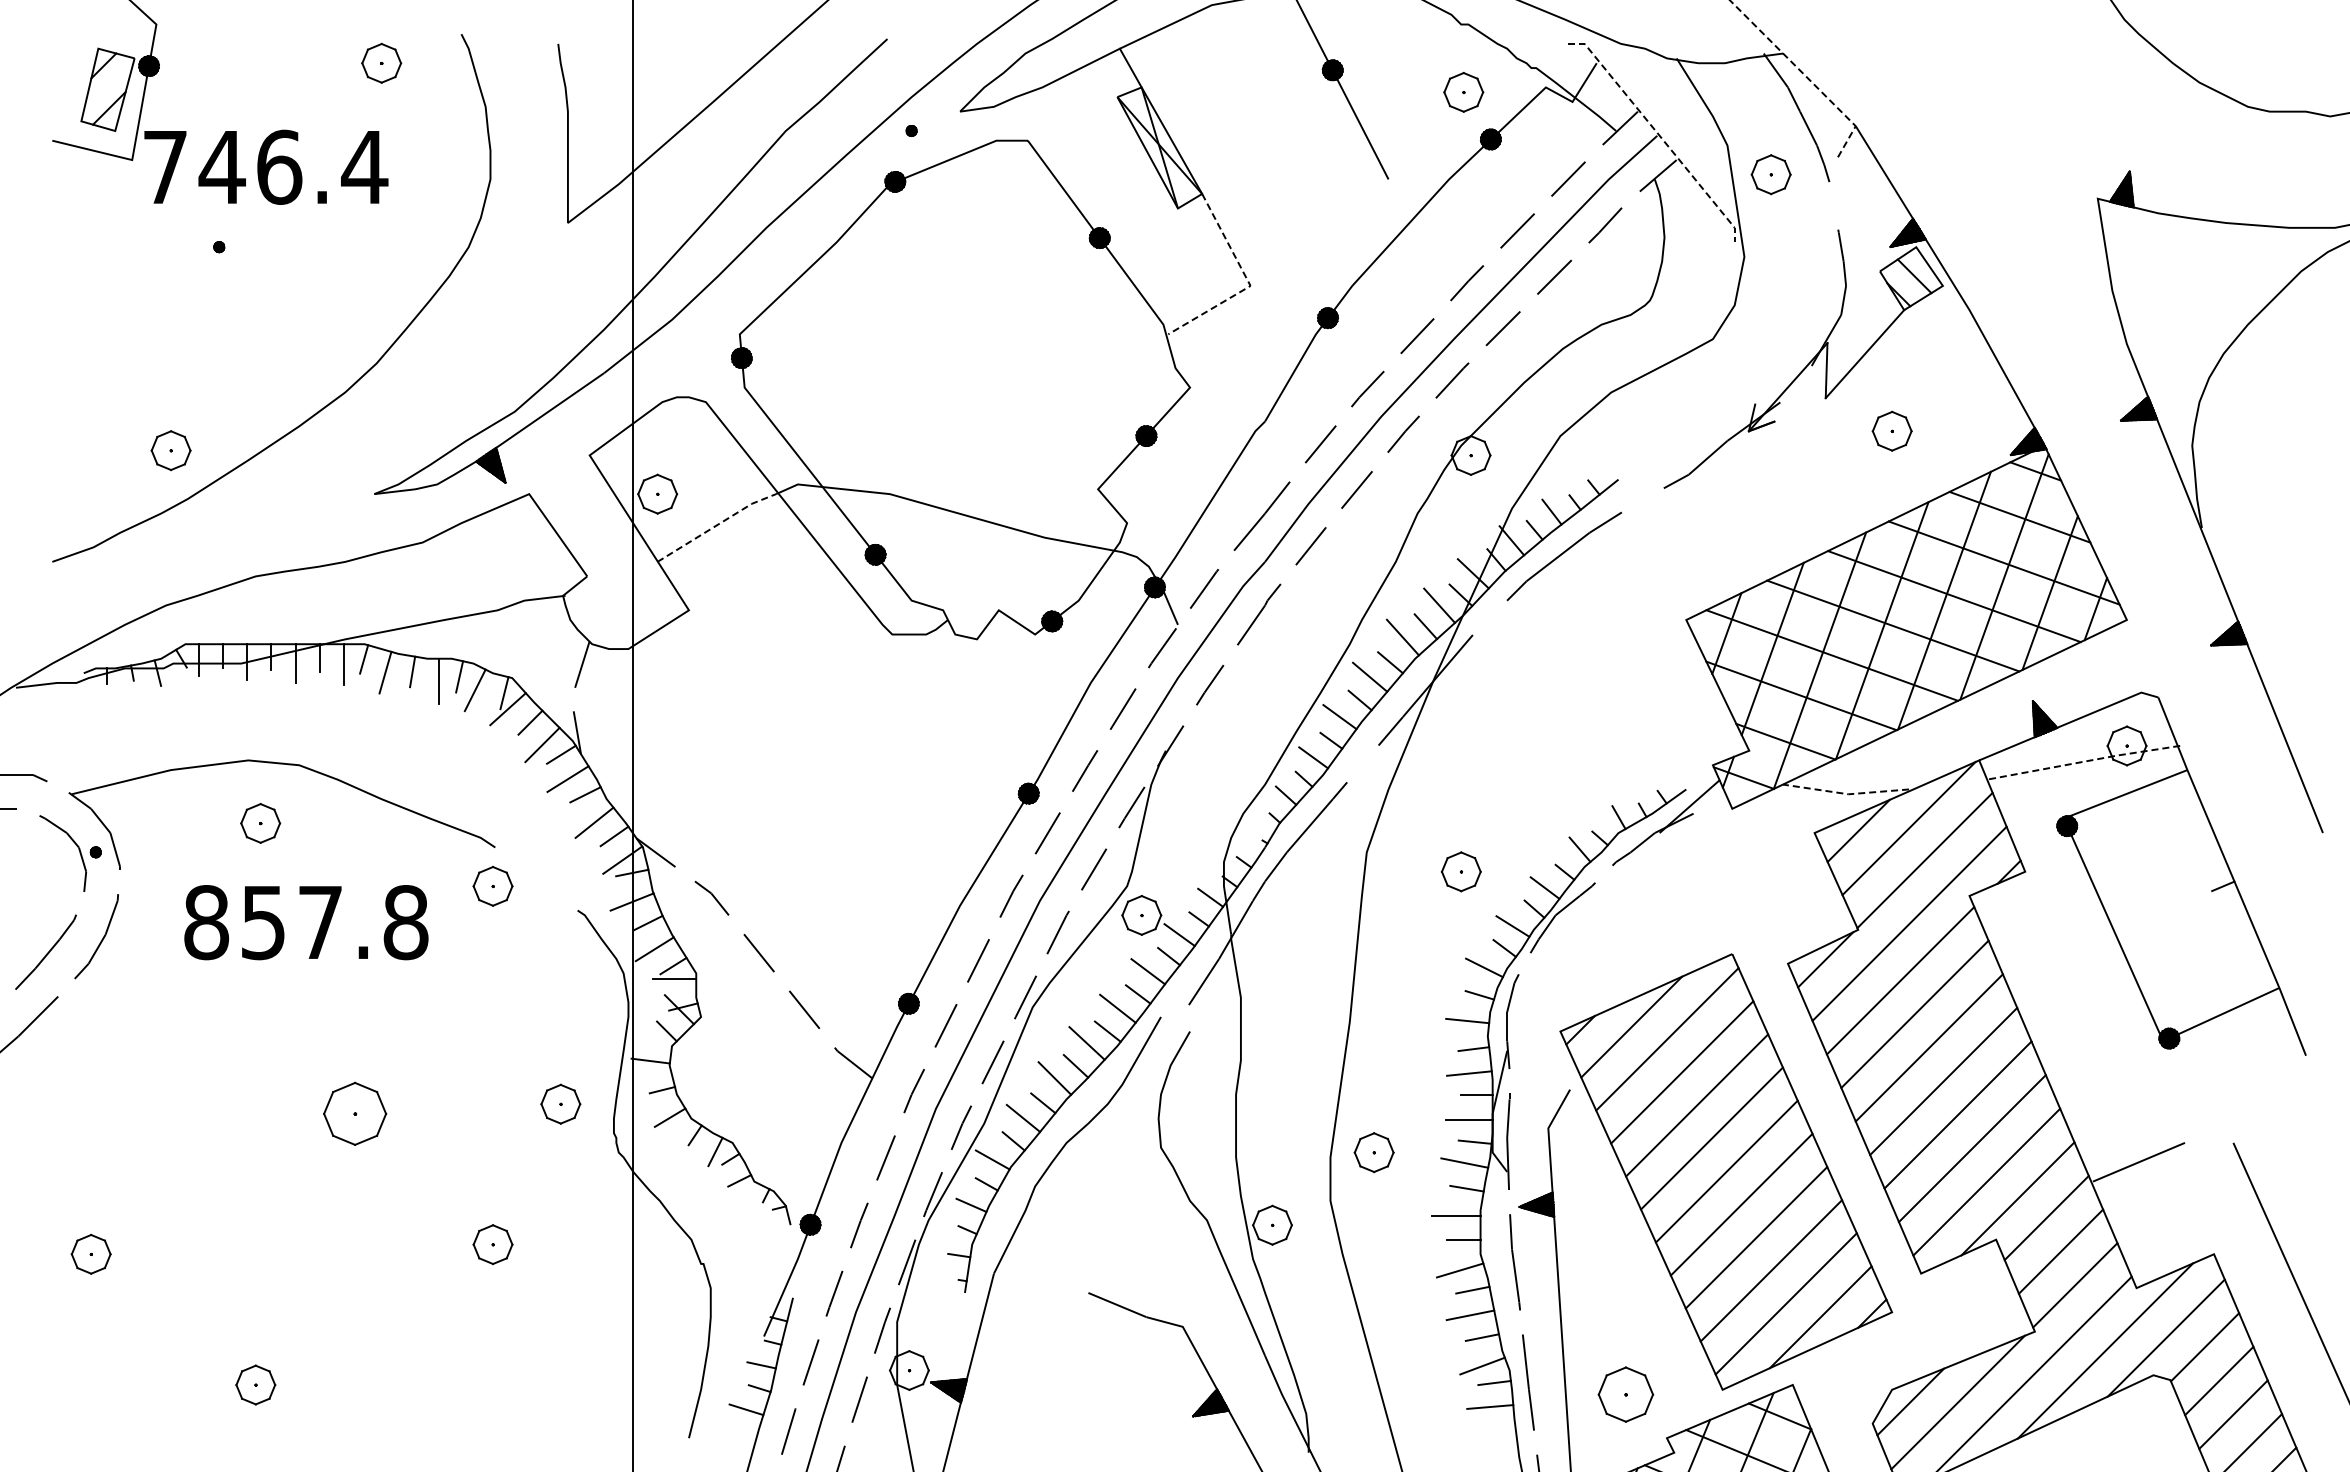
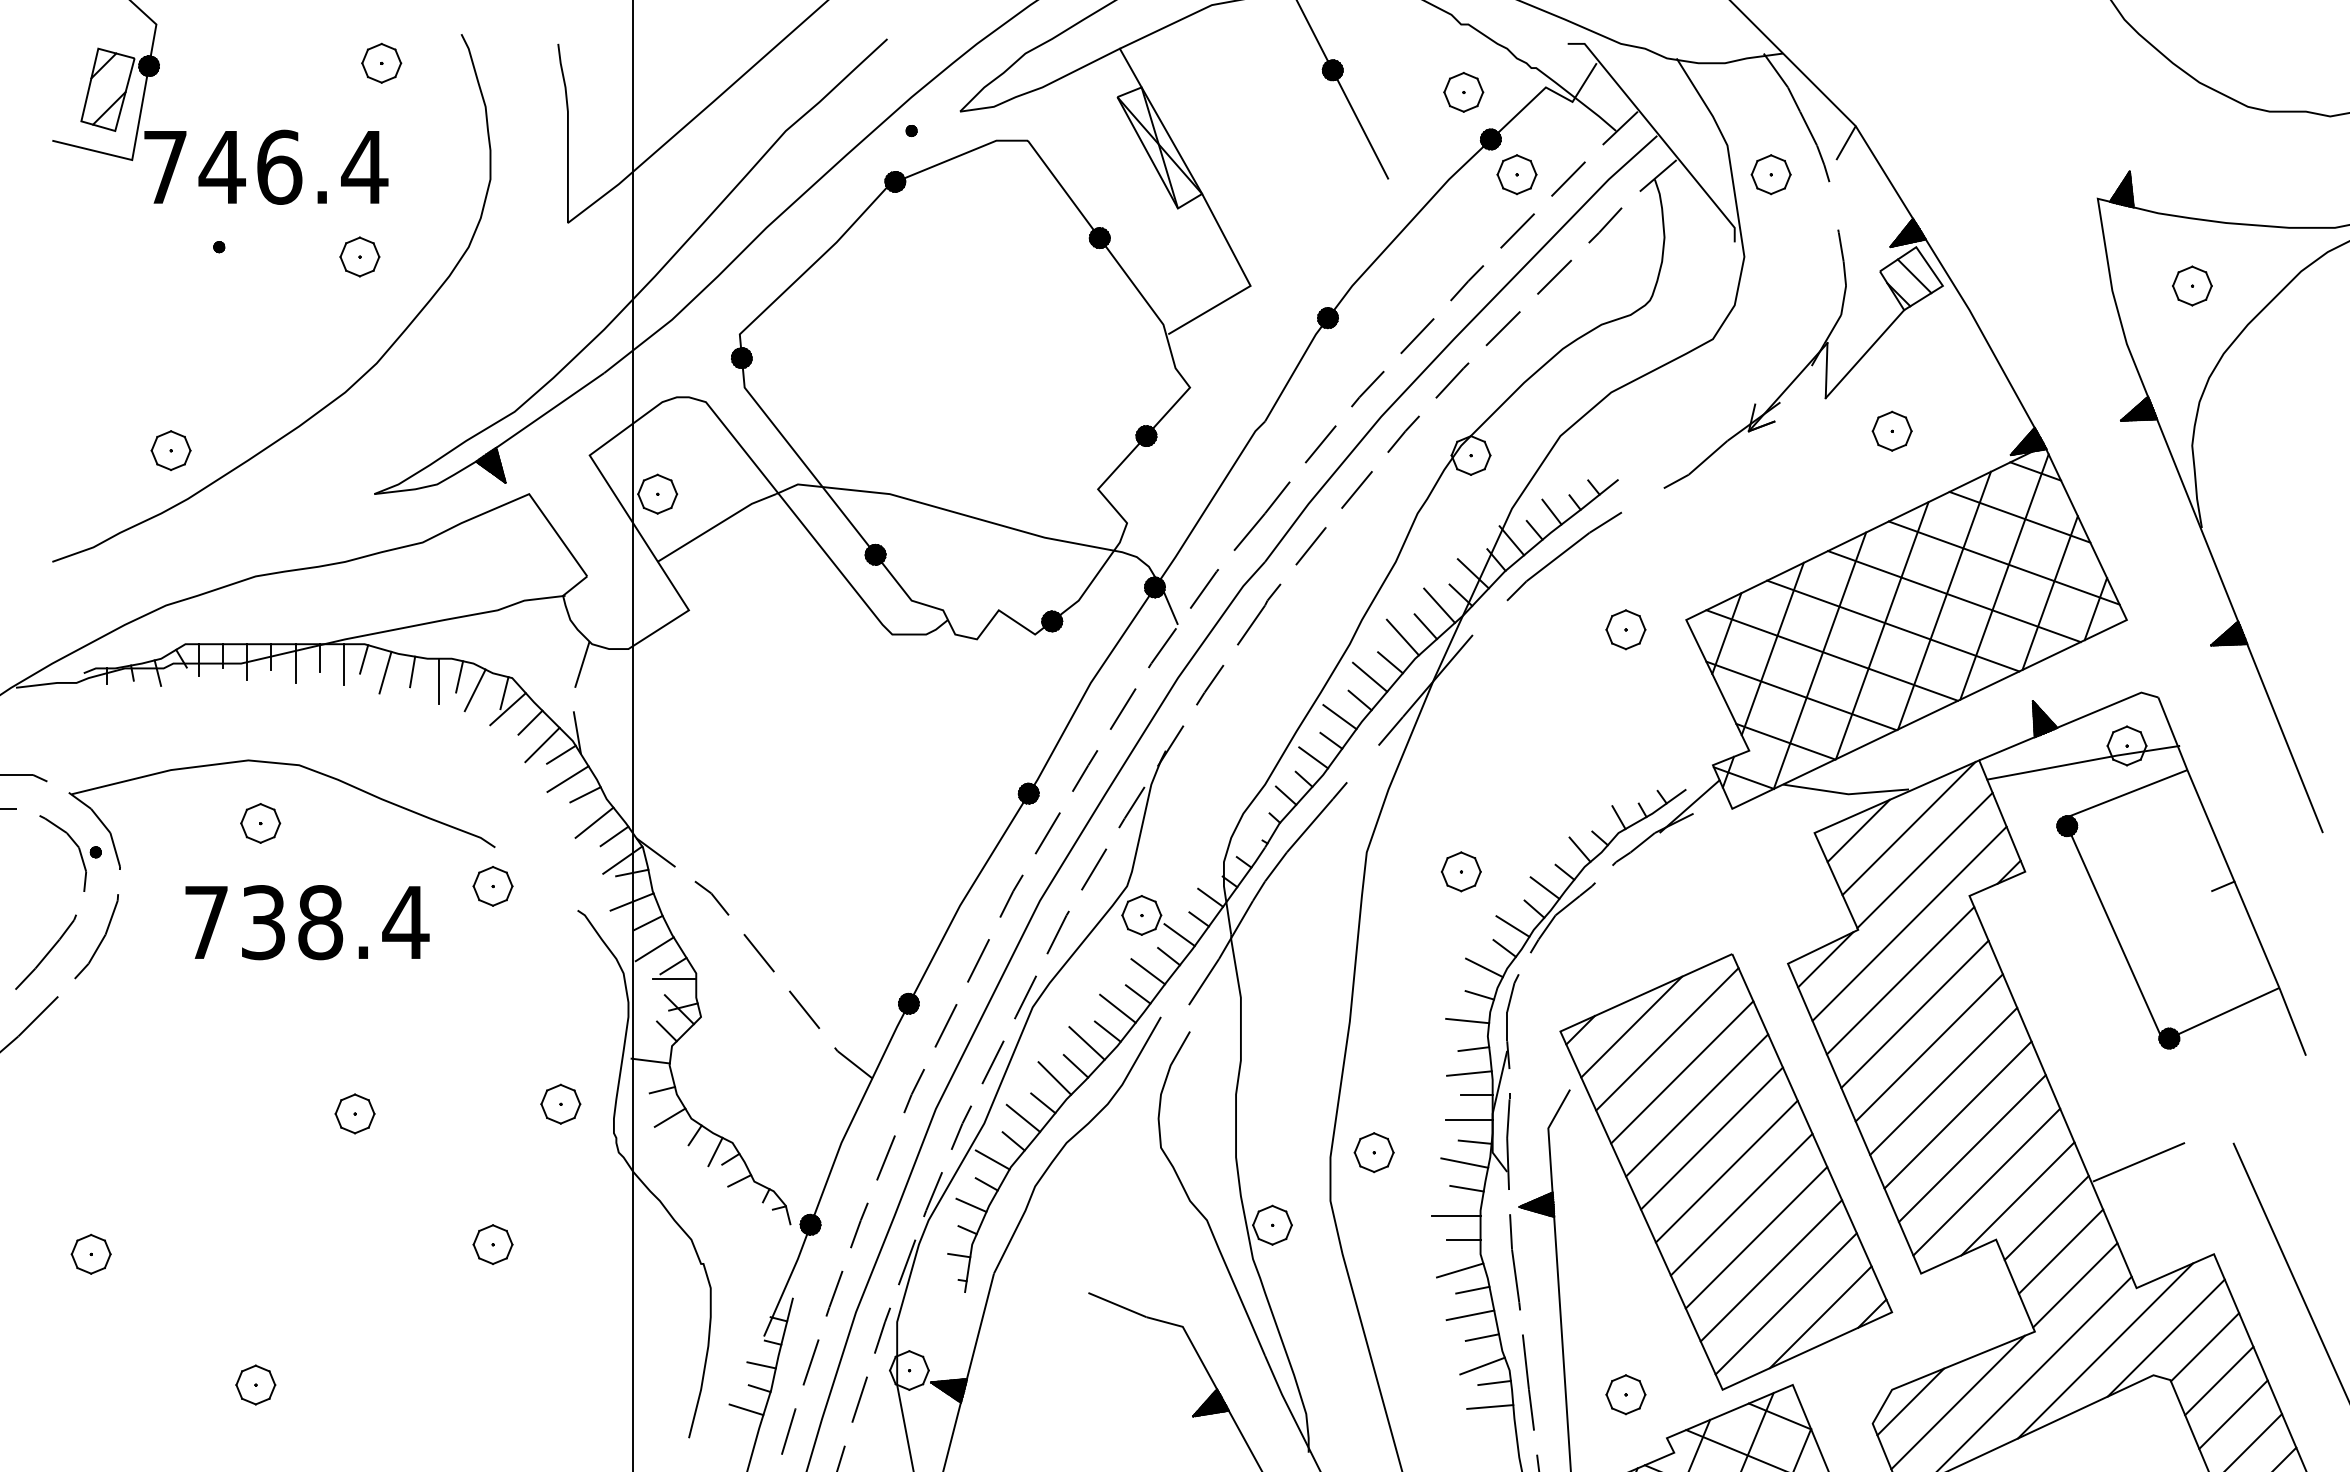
line: dashed -> solid (1807, 78)
line: dashed -> solid (1659, 135)
part: none -> present (1516, 174)
part: none -> present (359, 256)
line: dashed -> solid (1249, 283)
part: none -> present (2192, 285)
line: dashed -> solid (717, 525)
part: none -> present (1625, 629)
line: dashed -> solid (2083, 761)
line: dashed -> solid (1845, 793)
text: 857.8 -> 738.4 (306, 922)
part size: 65x65 px -> 42x42 px (354, 1113)
part size: 58x57 px -> 42x42 px (1625, 1394)
